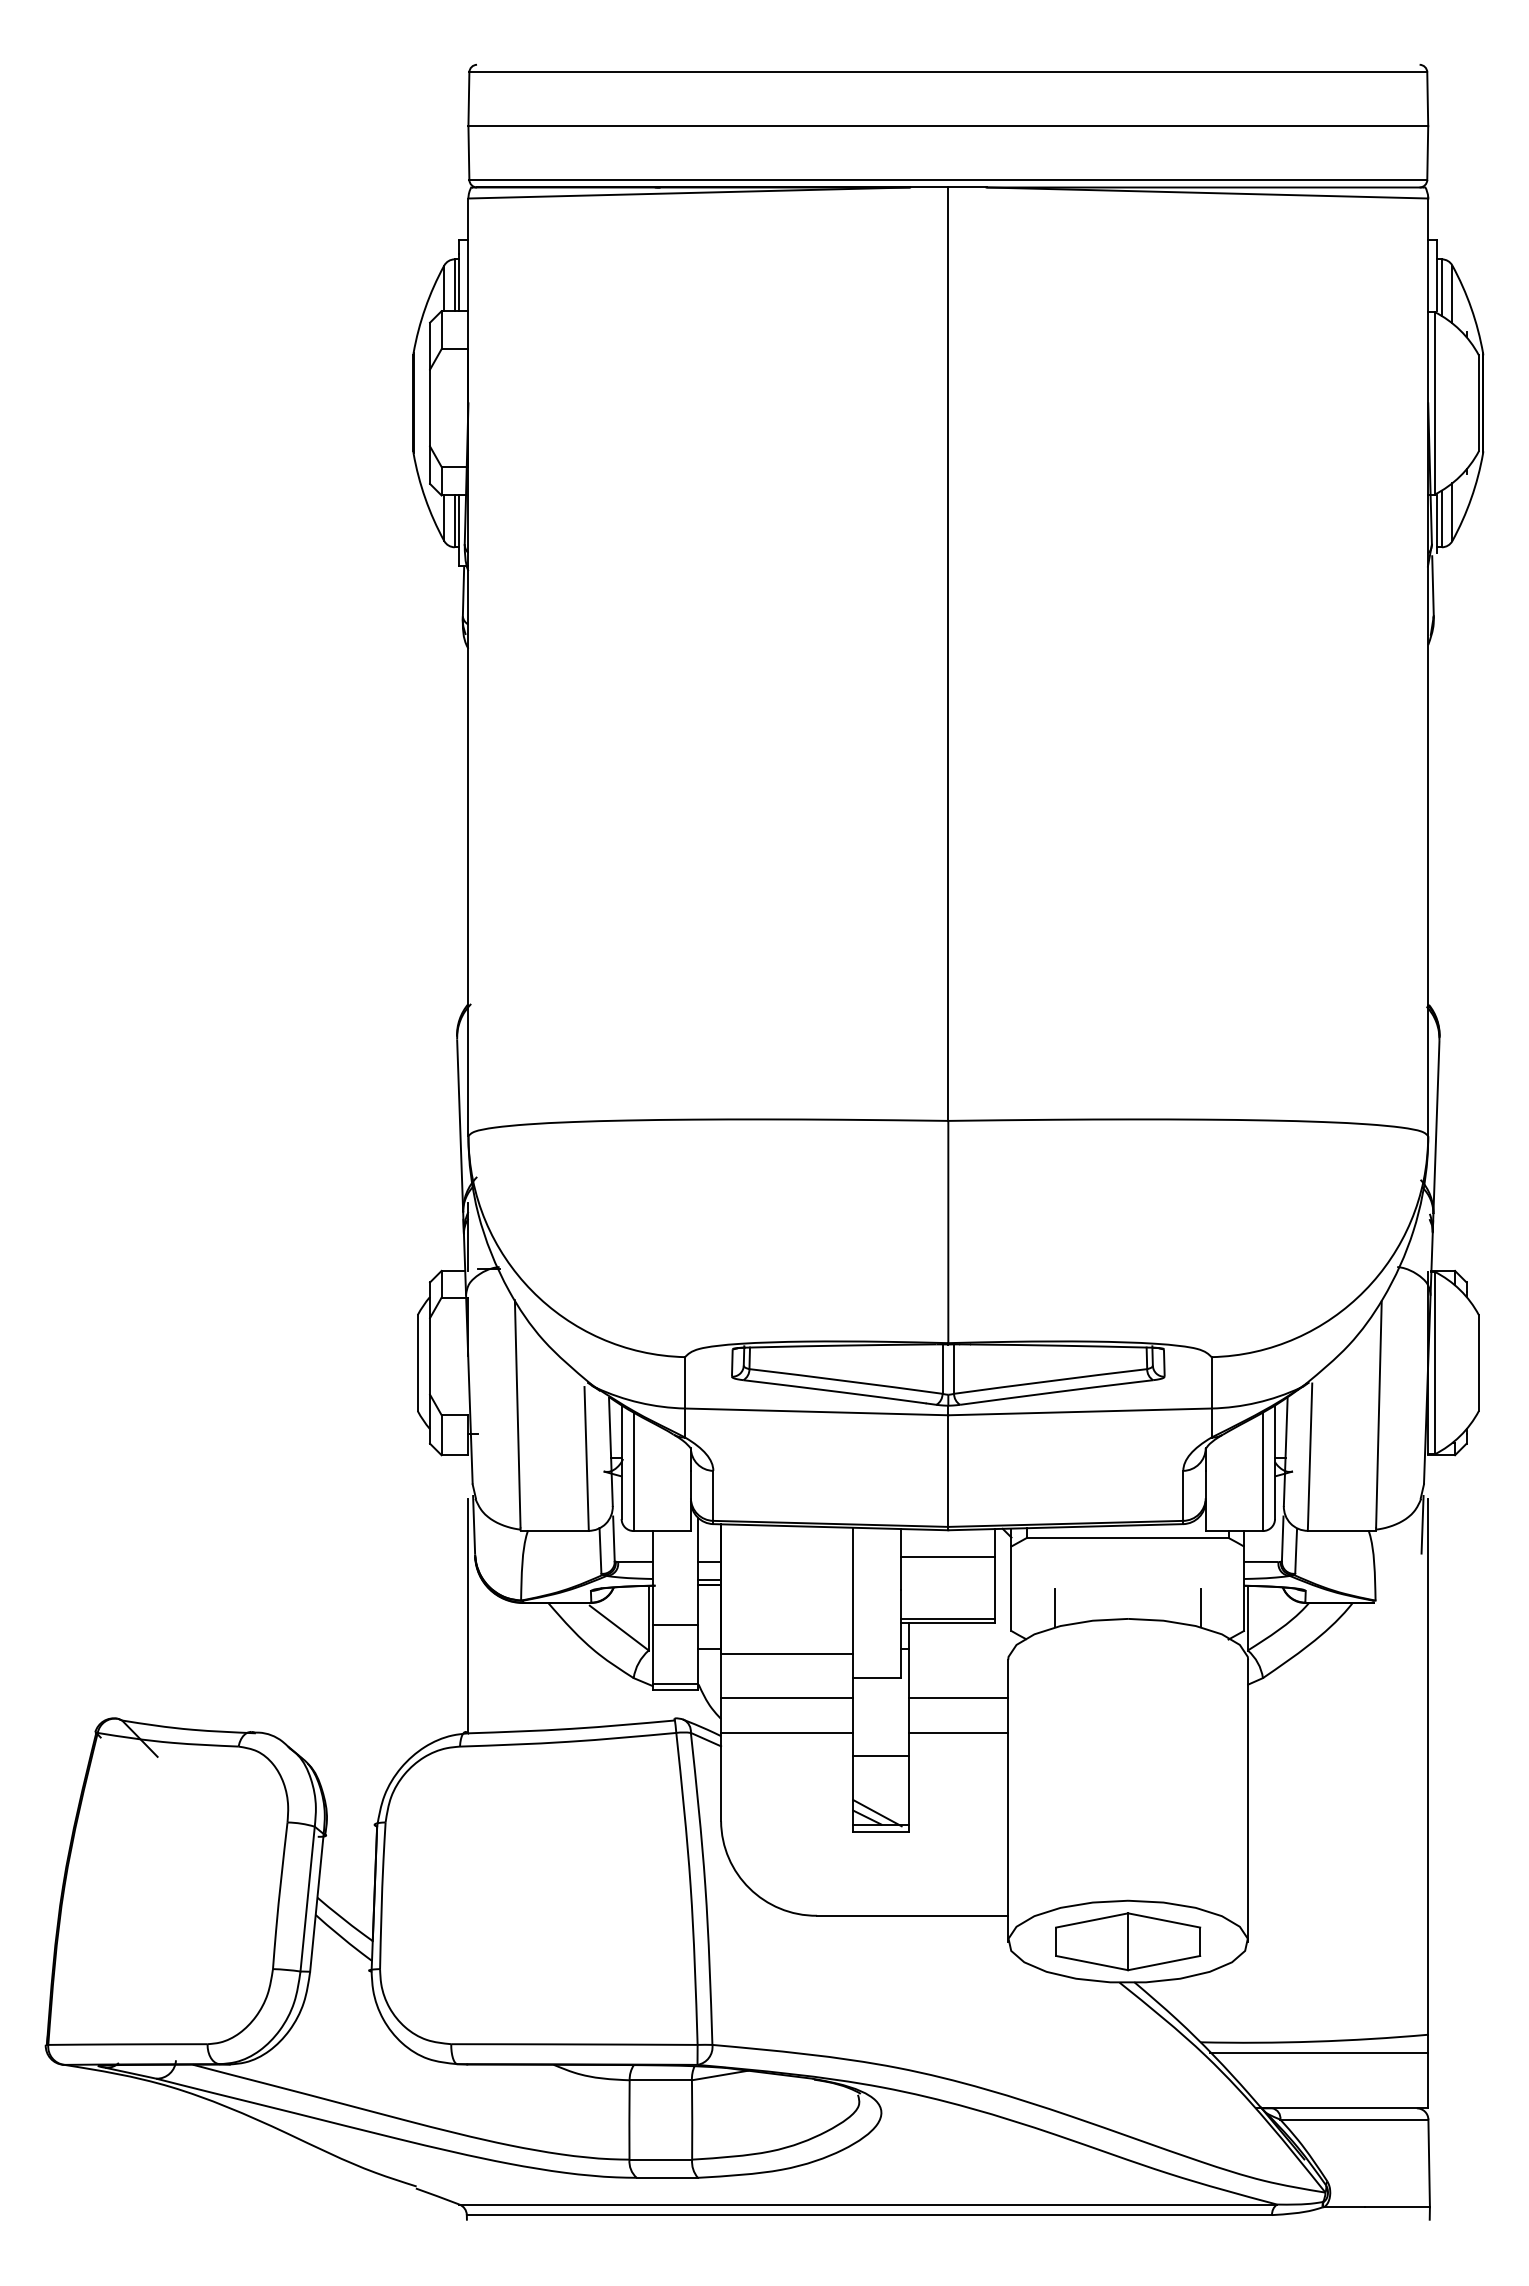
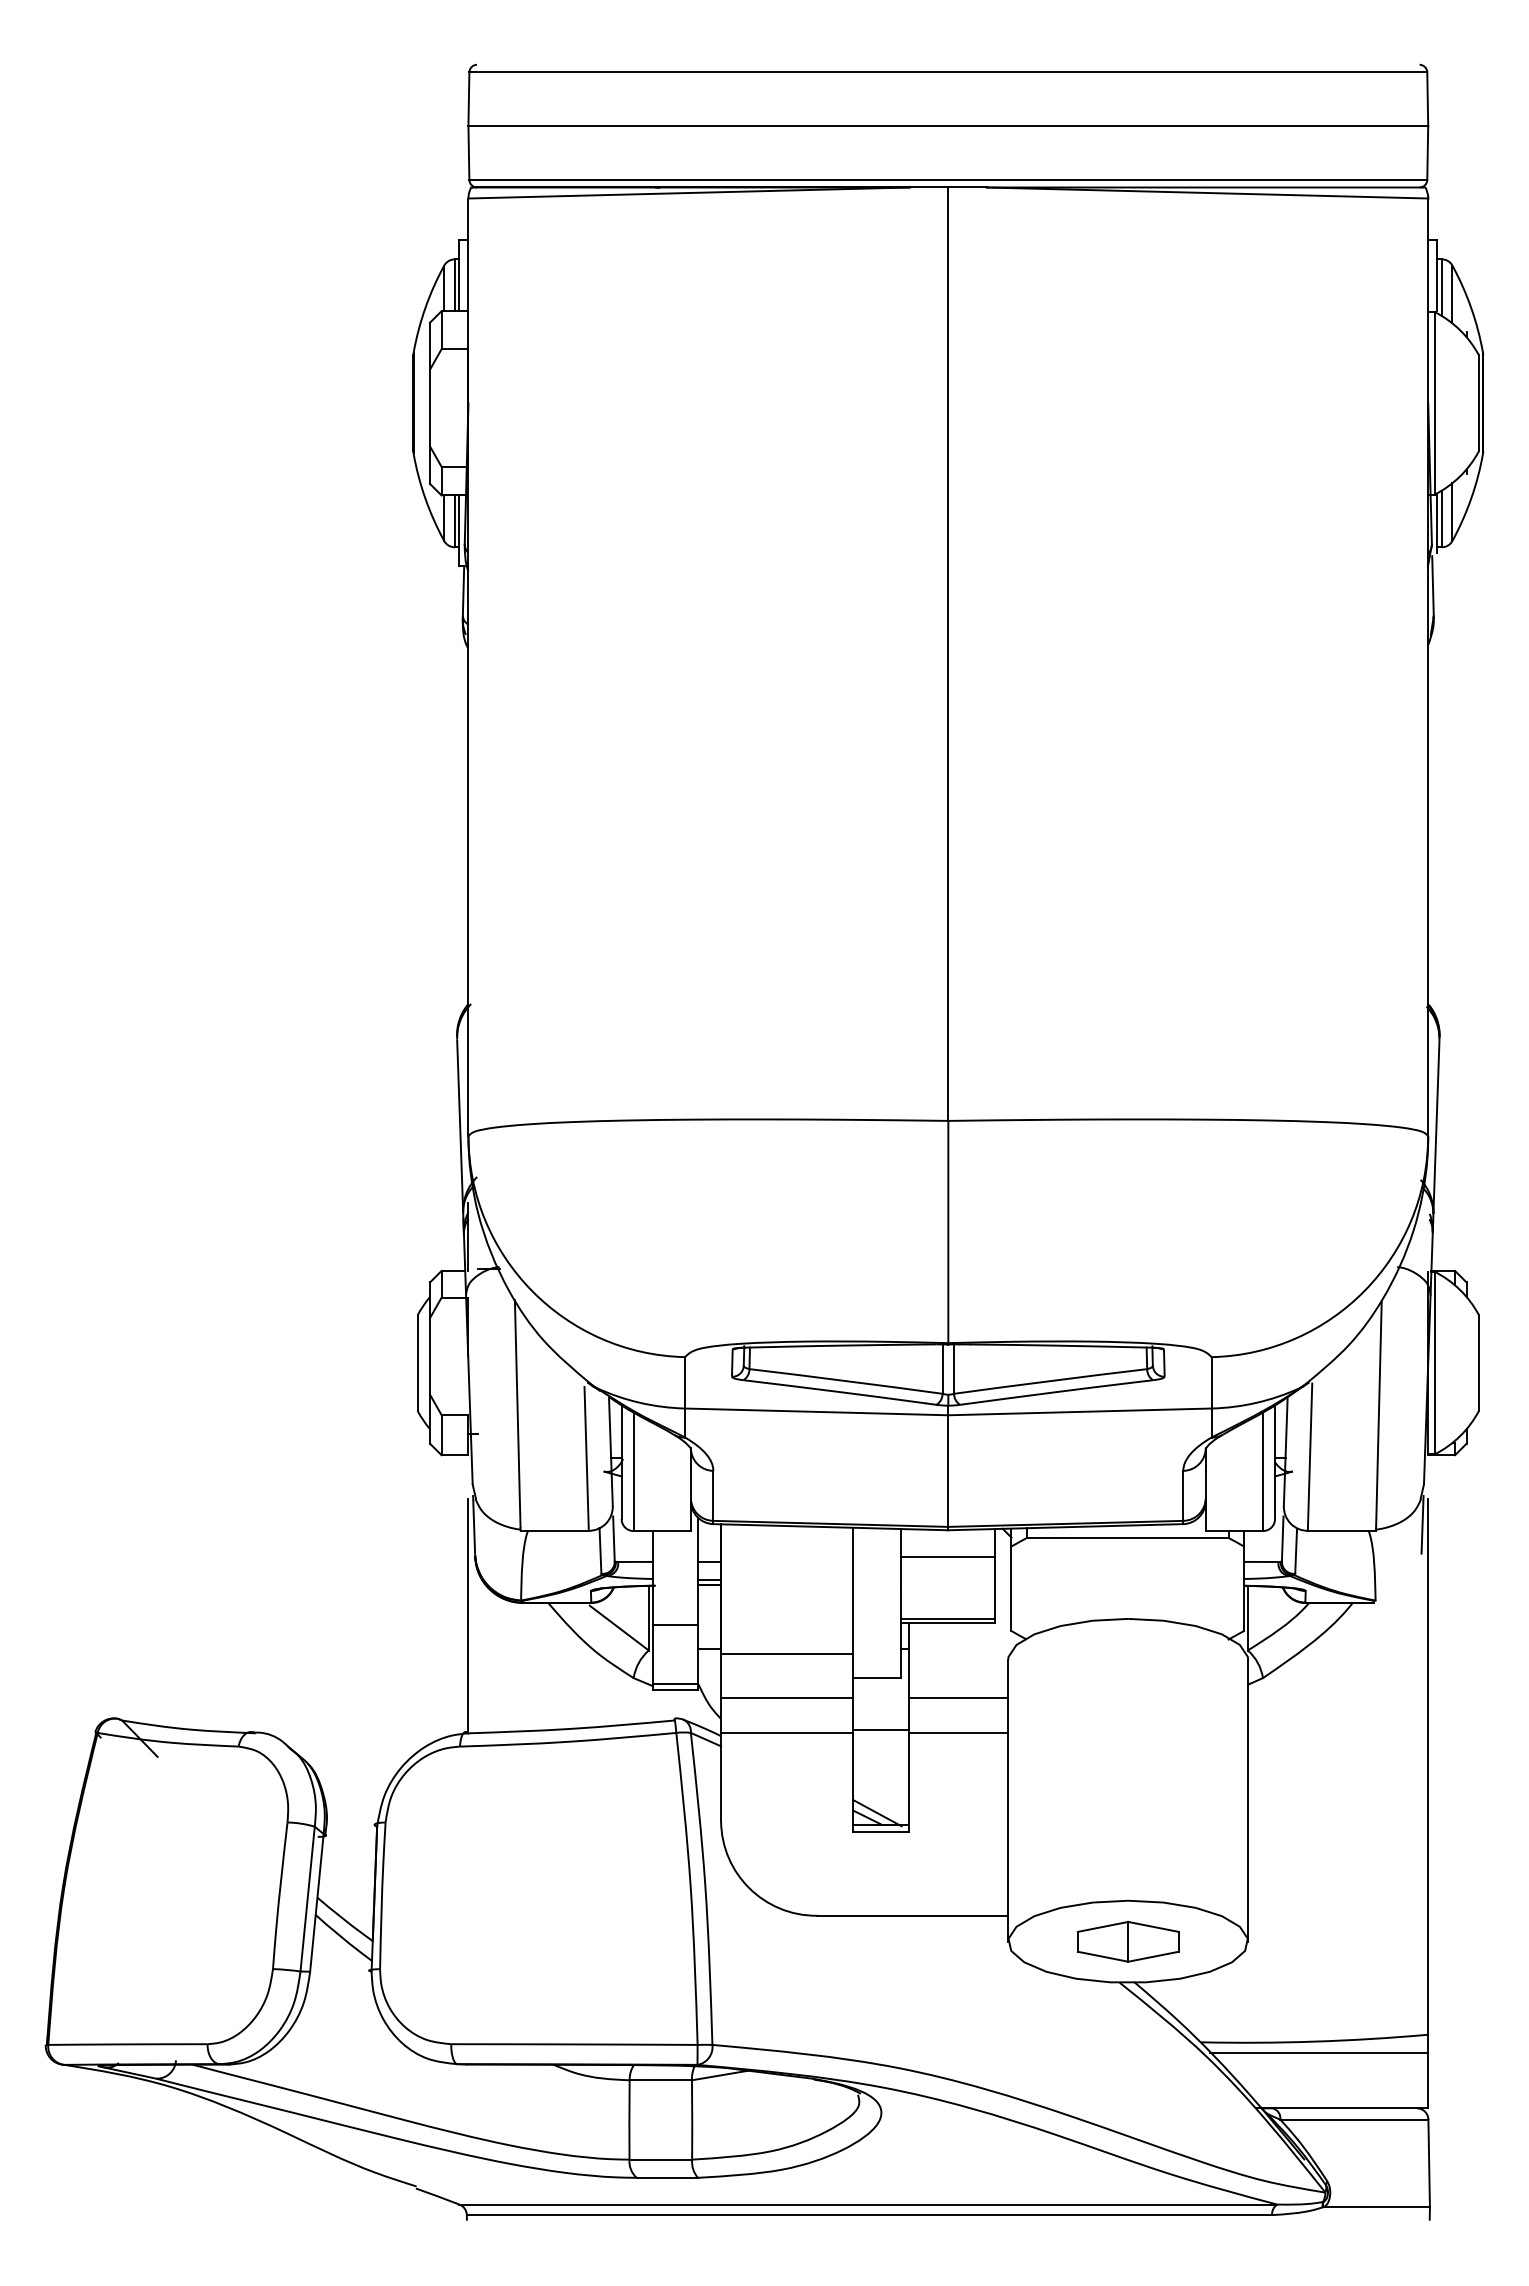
line: present -> none (1055, 1607)
line: present -> none (1201, 1607)
line position: (880, 1756) -> (880, 1730) (880, 1730)
part size: 147x60 px -> 104x42 px (1127, 1941)
